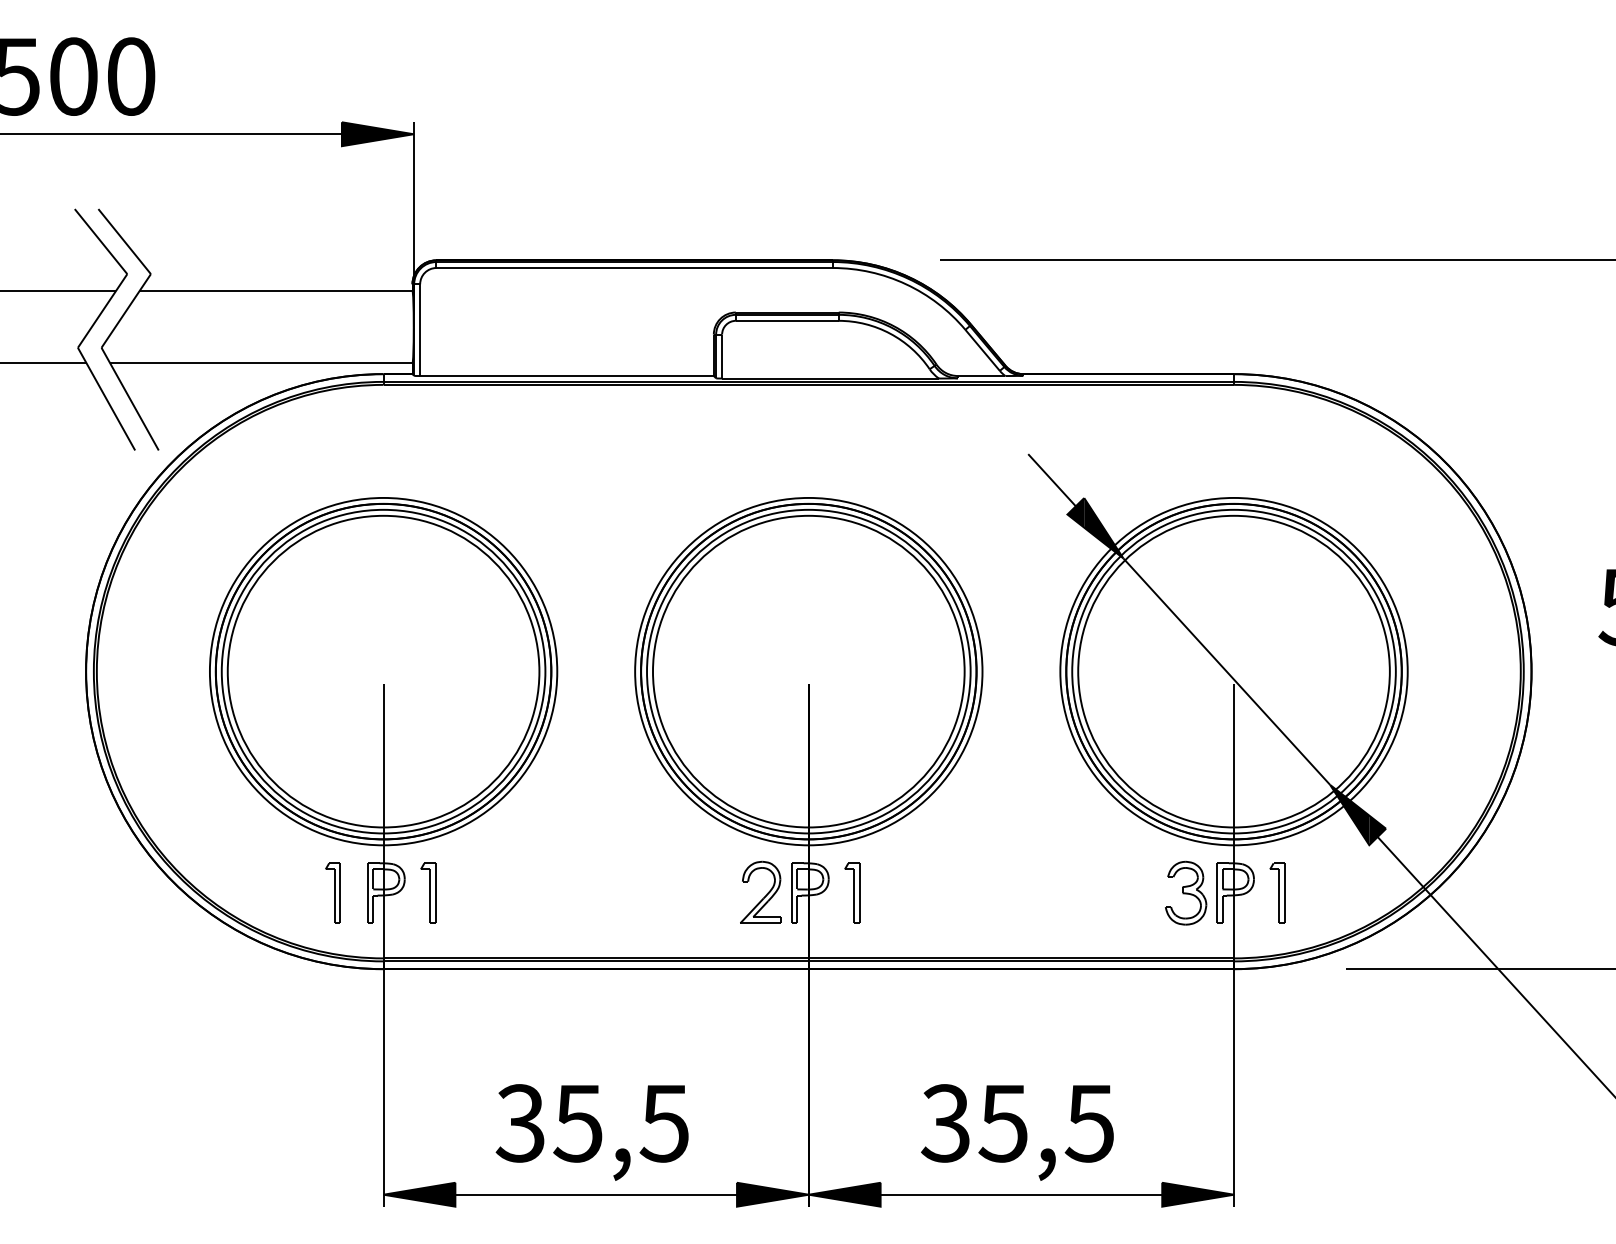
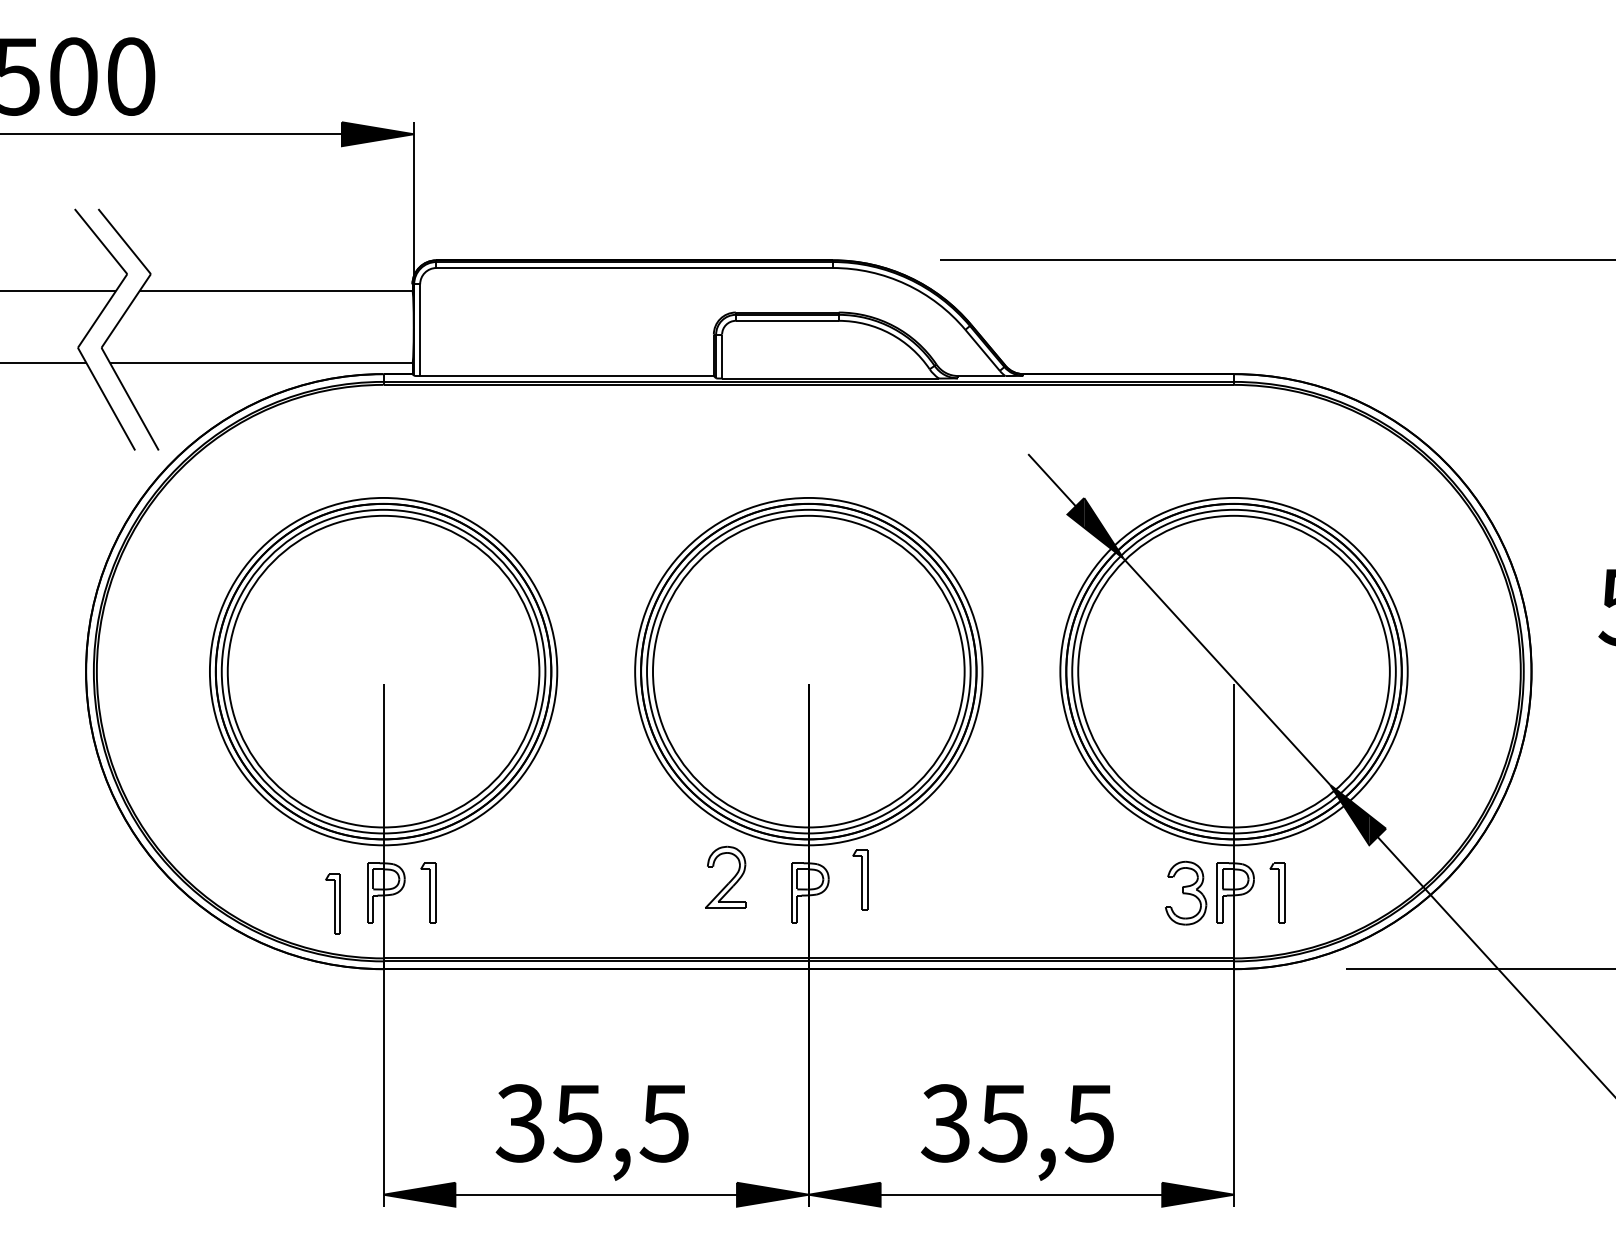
part position: (332, 892) -> (332, 903) (332, 903)
part position: (852, 892) -> (860, 879) (860, 879)
part position: (765, 895) -> (730, 880) (730, 880)
